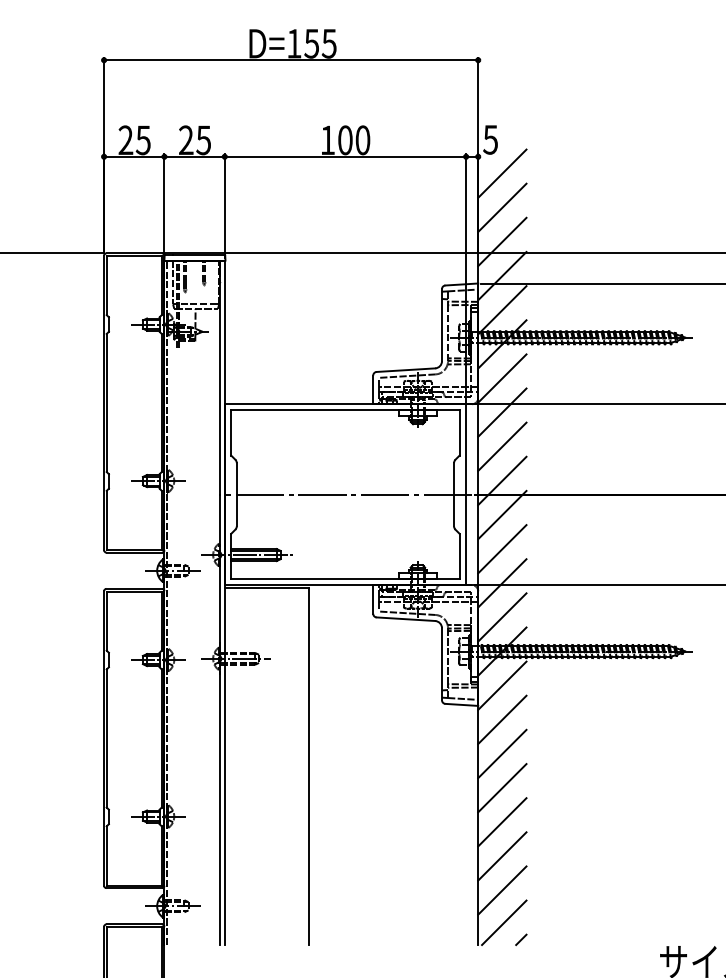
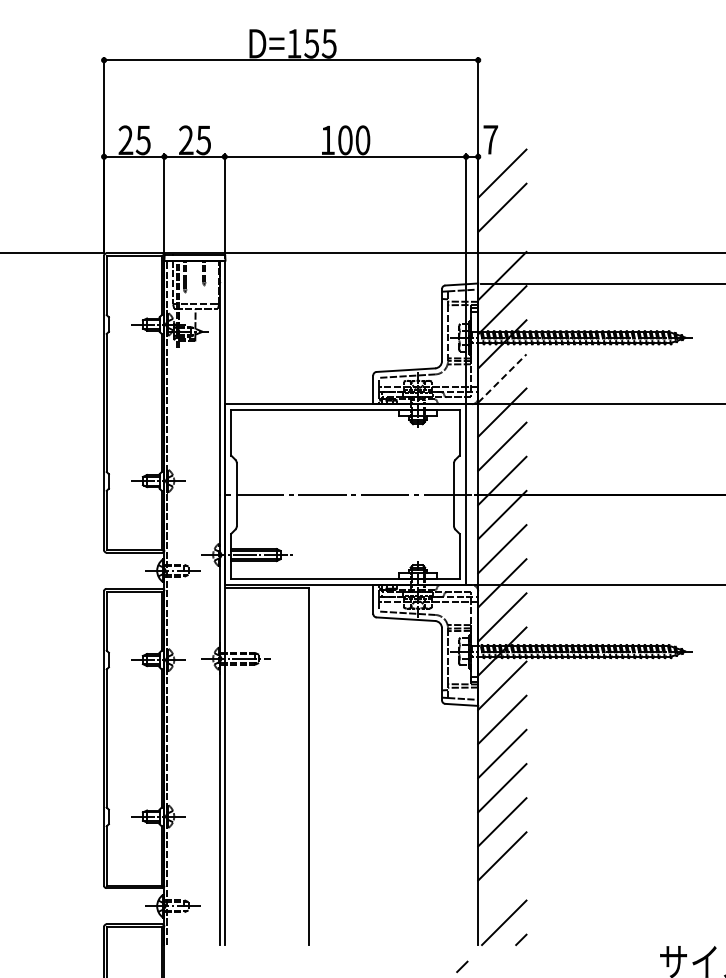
text: 5 -> 7 (490, 139)
line: present -> none (502, 241)
line: solid -> dashed (502, 378)
line: present -> none (502, 890)
line: none -> present (462, 966)
